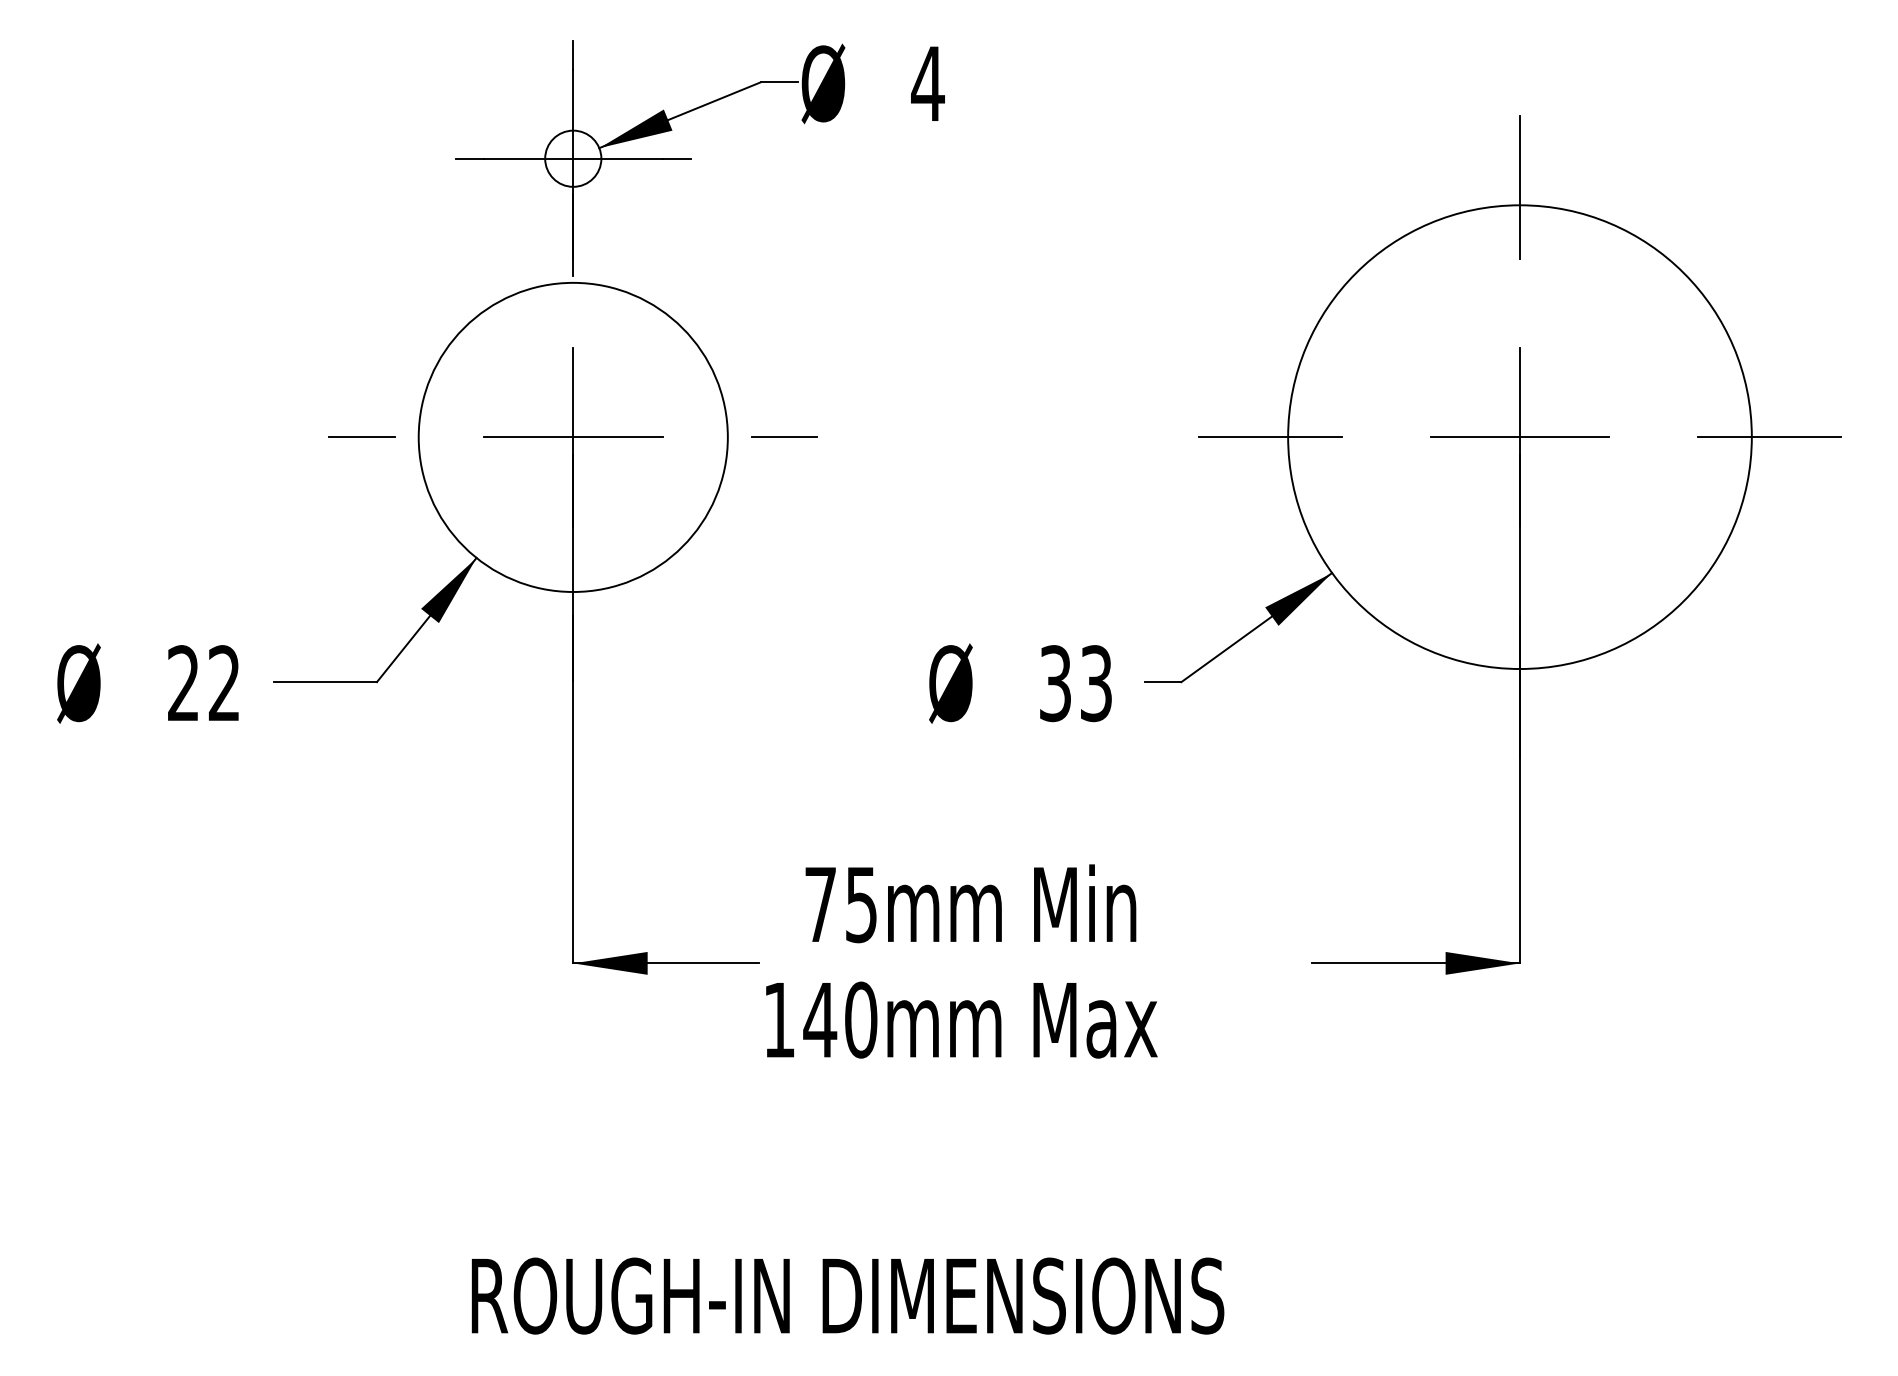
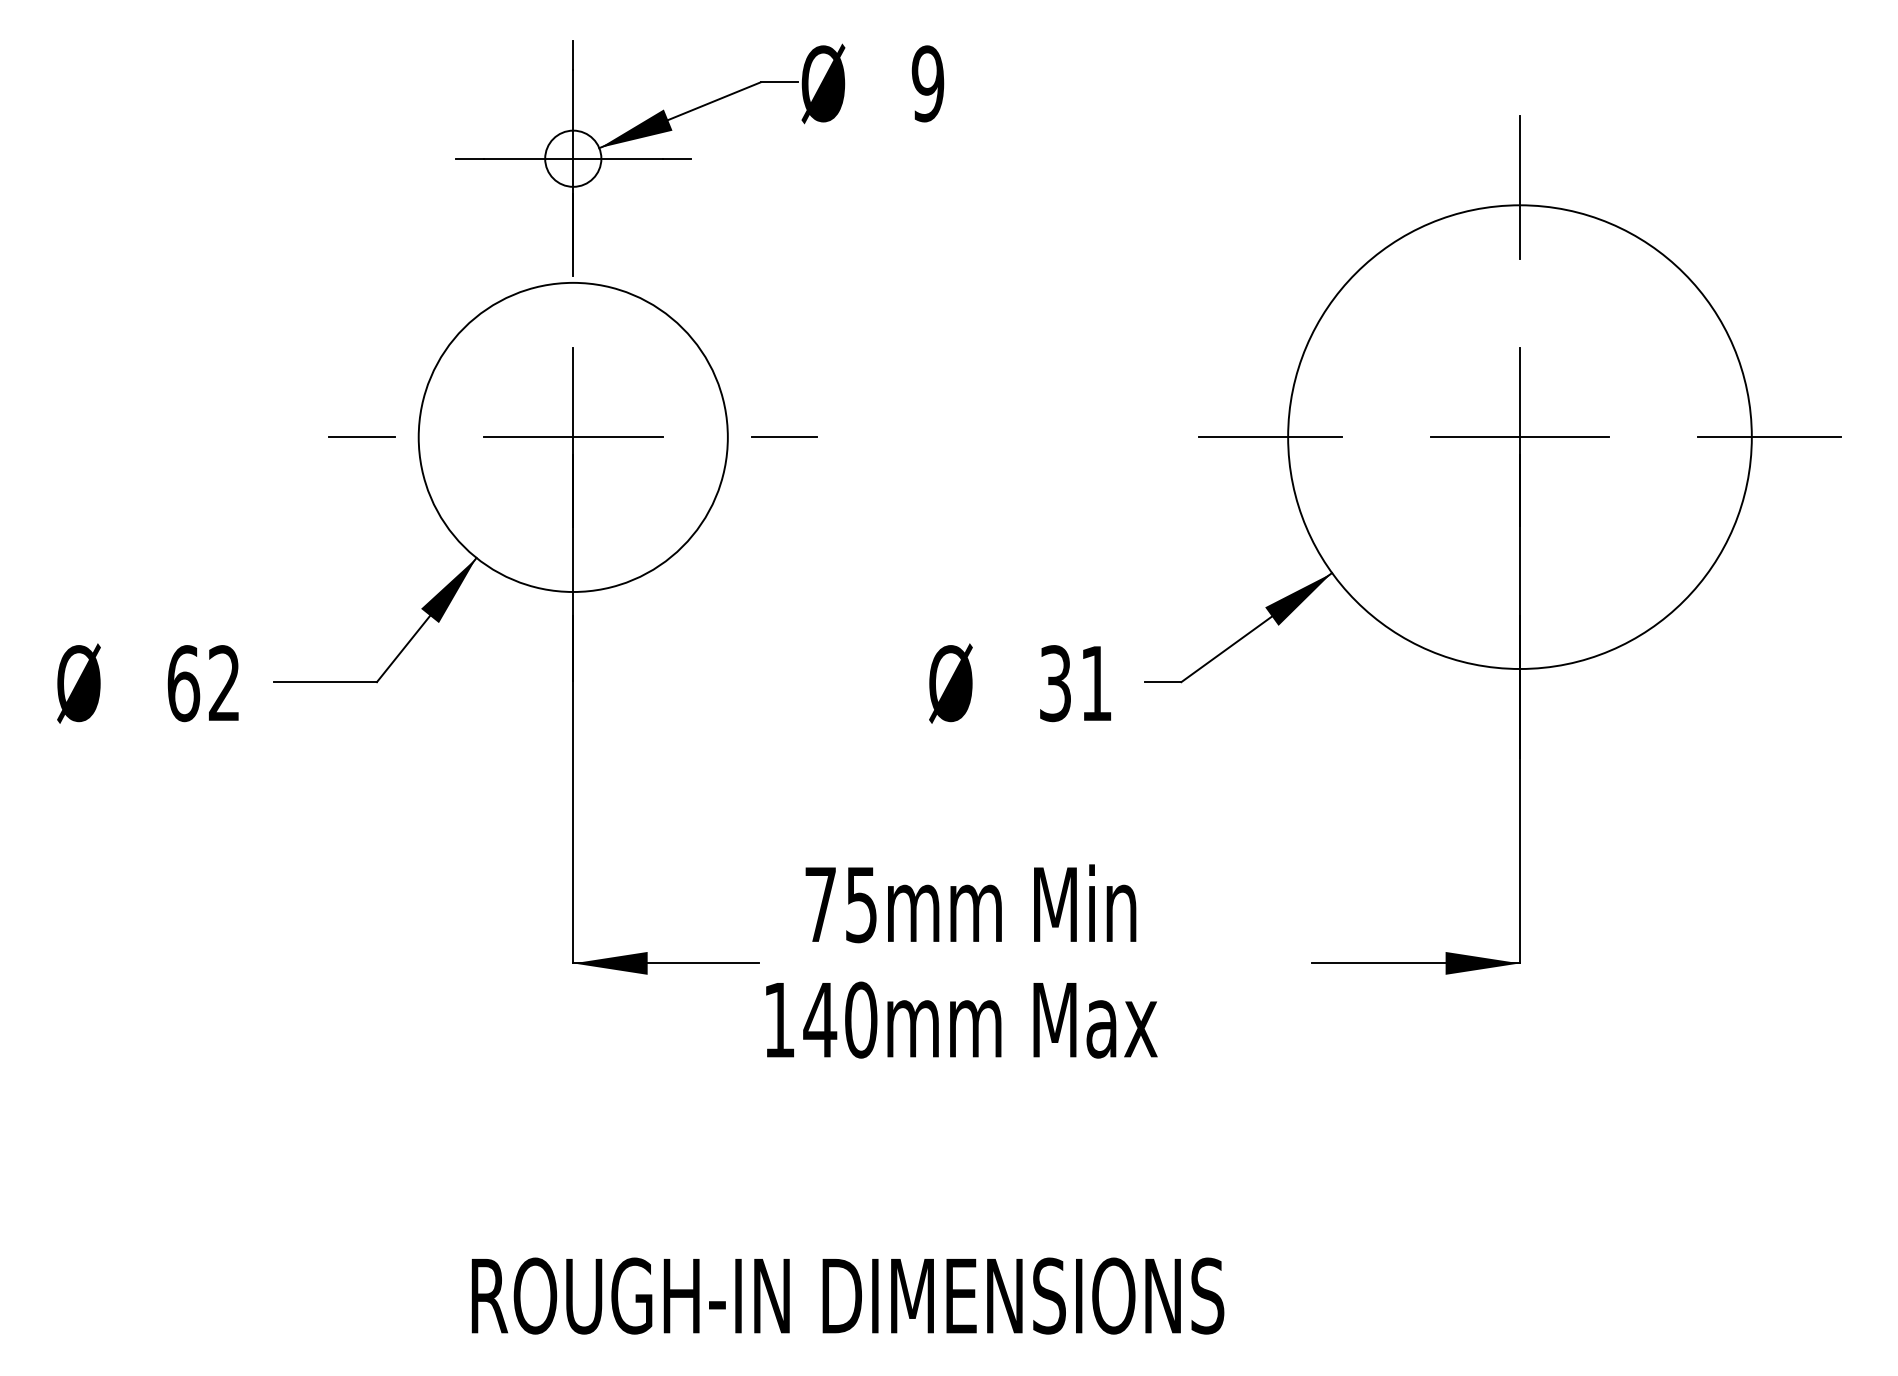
text: 4 -> 9 (927, 83)
text: 22 -> 62 (183, 683)
text: 33 -> 31 (1096, 683)
